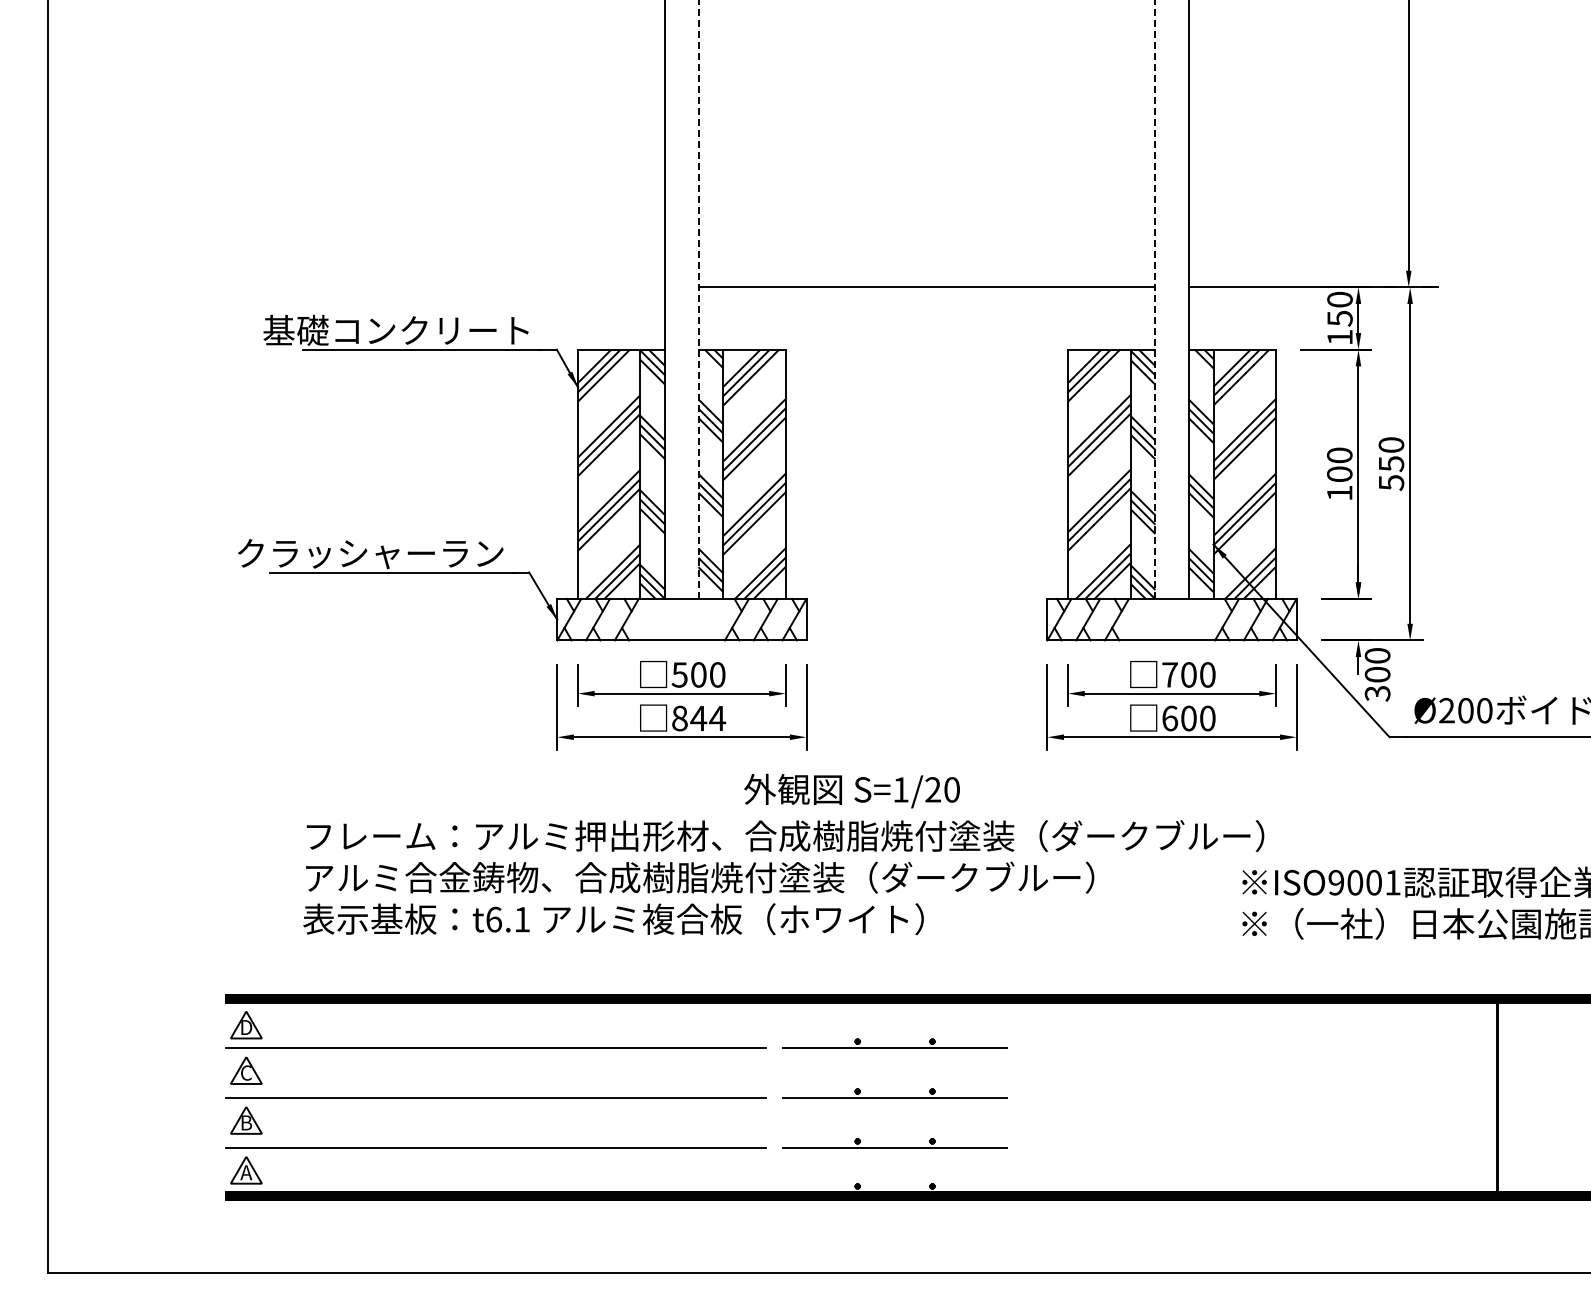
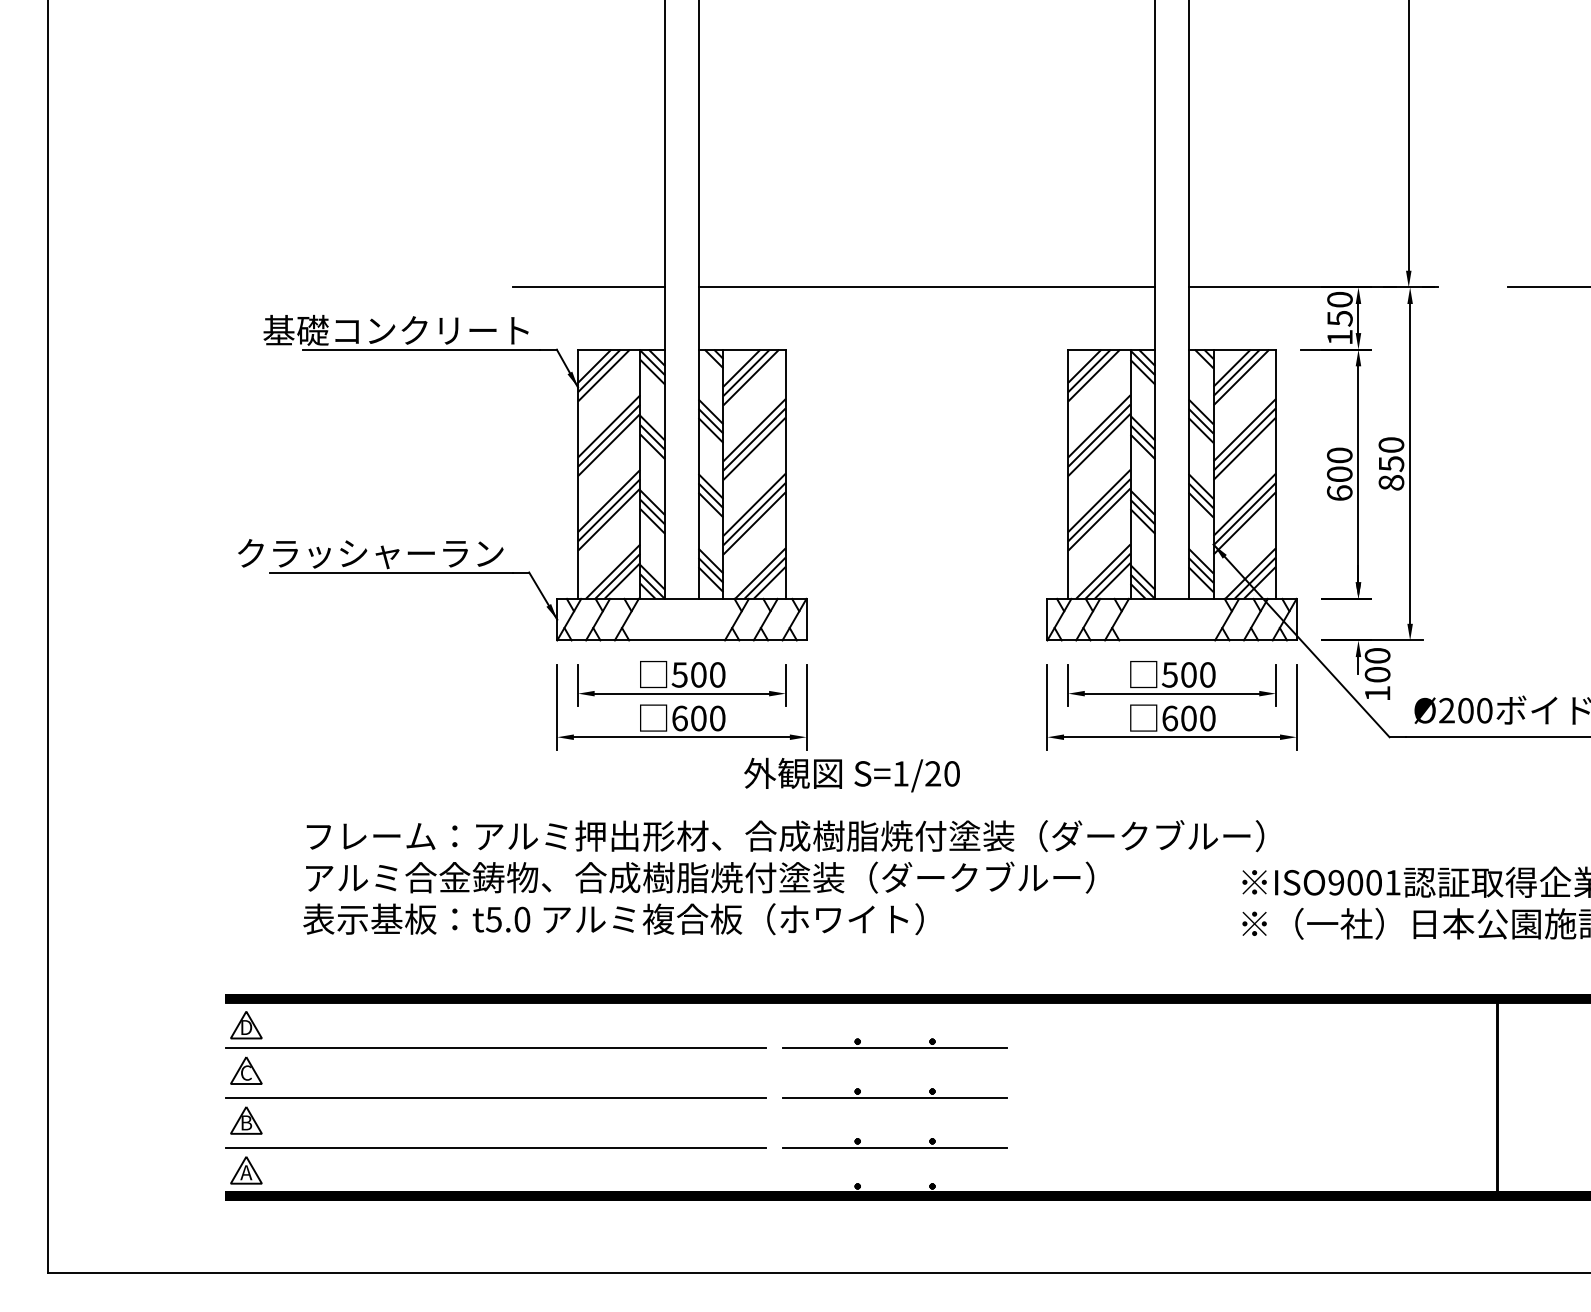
line: none -> present (589, 287)
line: none -> present (1547, 287)
line: dashed -> solid (698, 299)
line: dashed -> solid (1155, 299)
text: 550 -> 850 (1391, 482)
text: 100 -> 600 (1339, 492)
text: 700 -> 500 (1169, 674)
text: 300 -> 100 (1377, 693)
text: 844 -> 600 (699, 718)
text position: (851, 790) -> (851, 774) (851, 774)
text: t6.1 -> t5.0 (507, 919)
